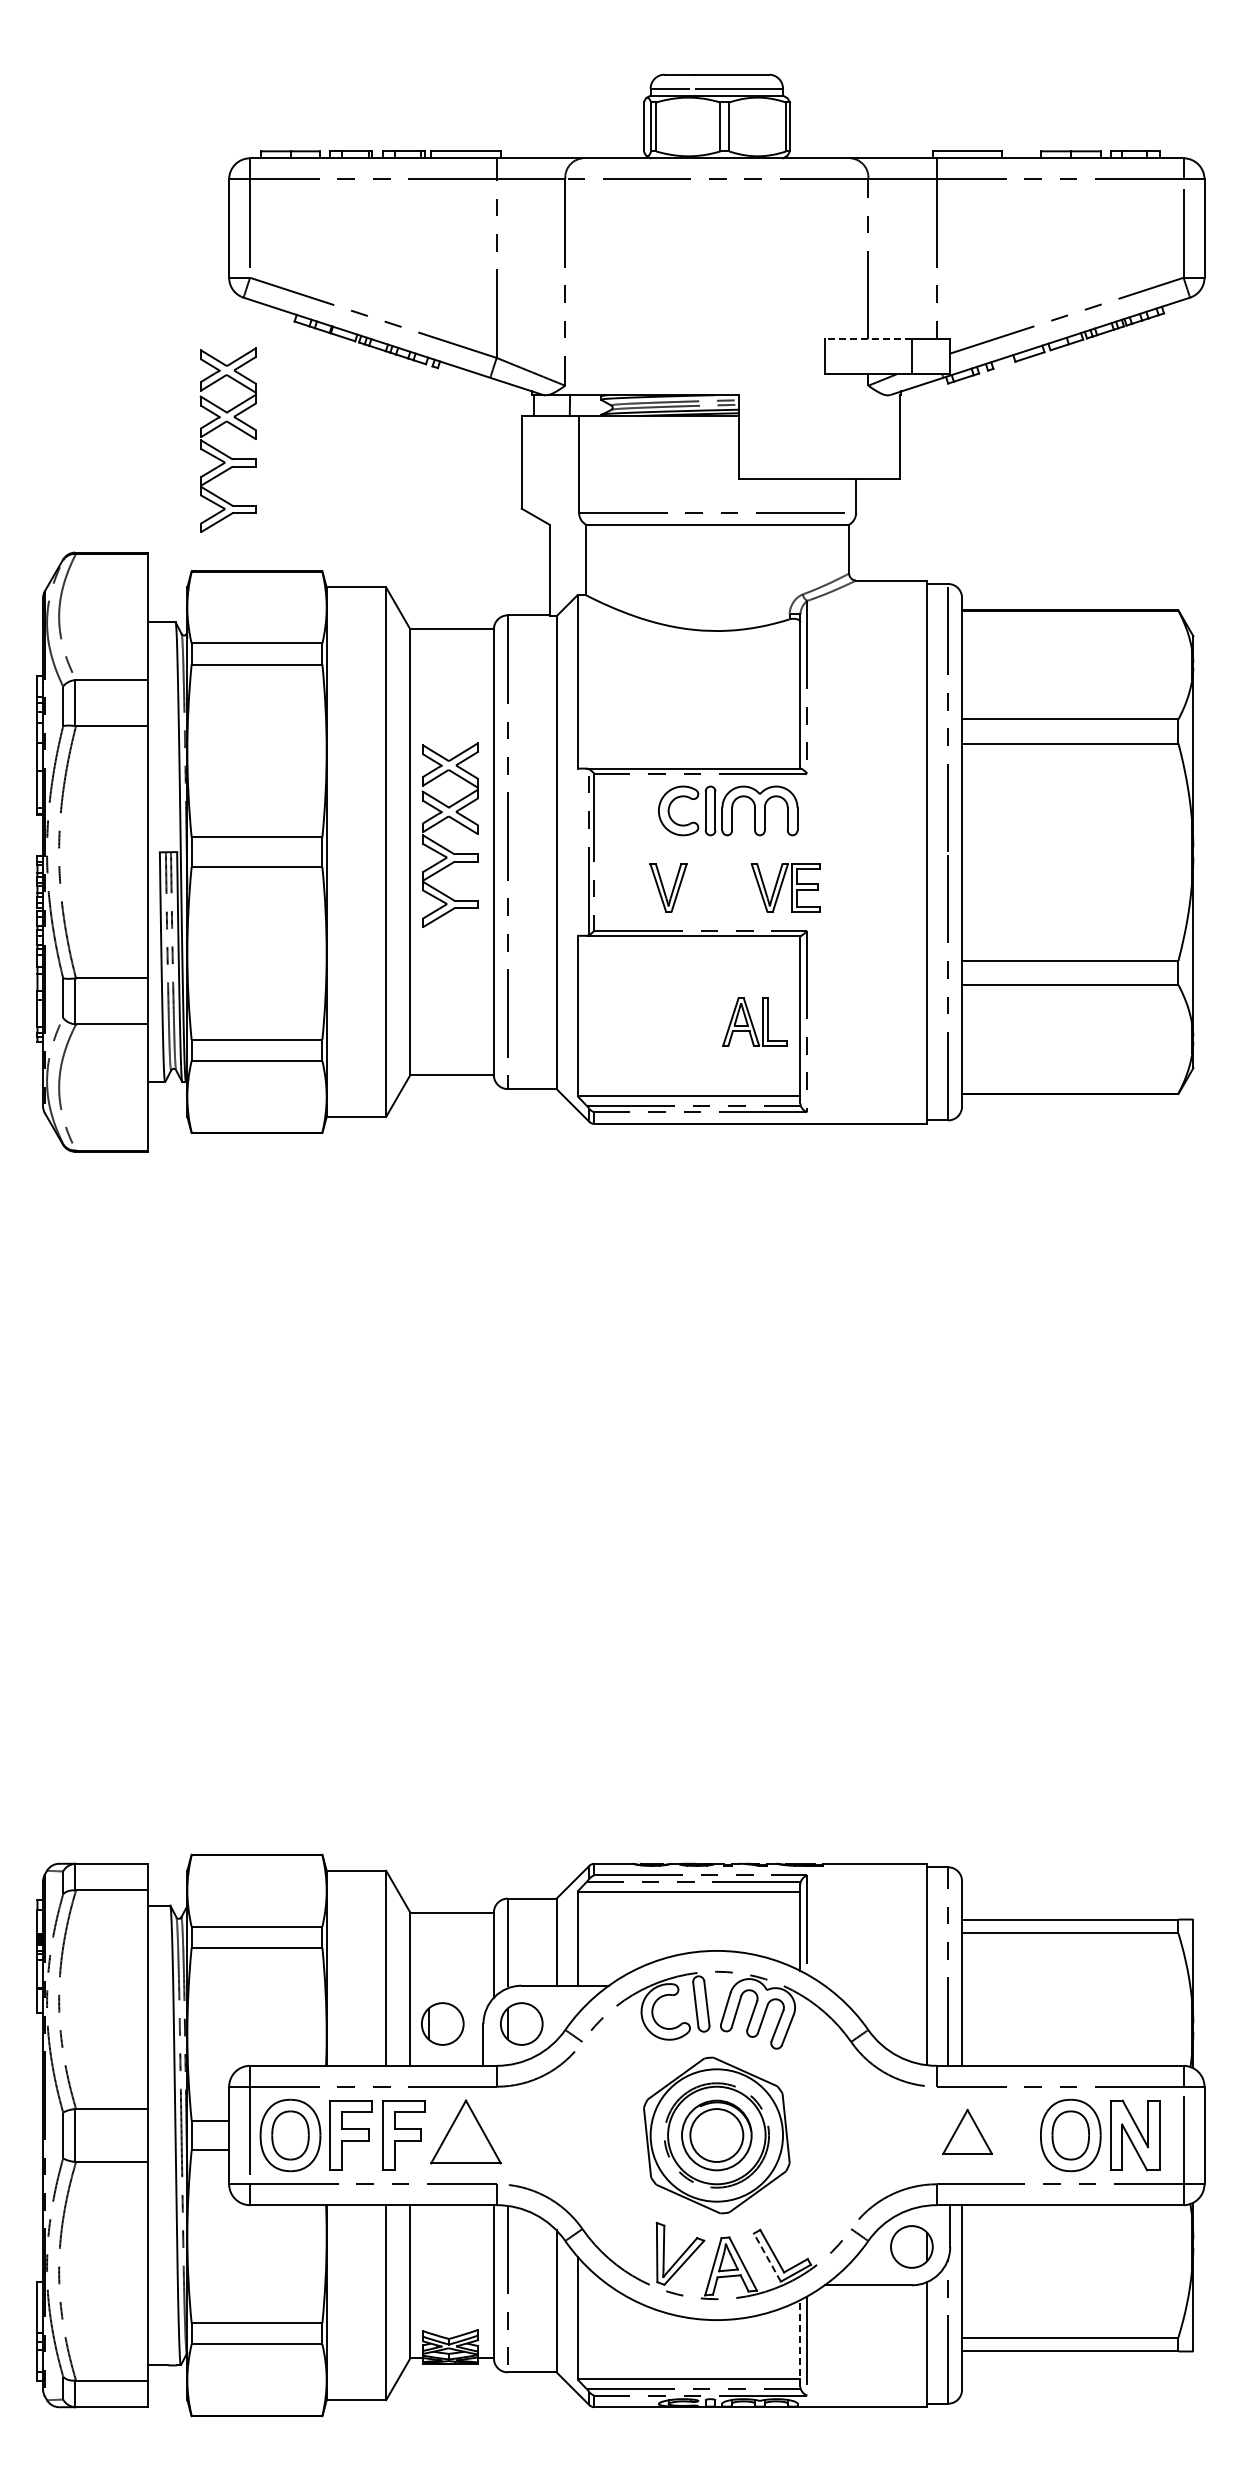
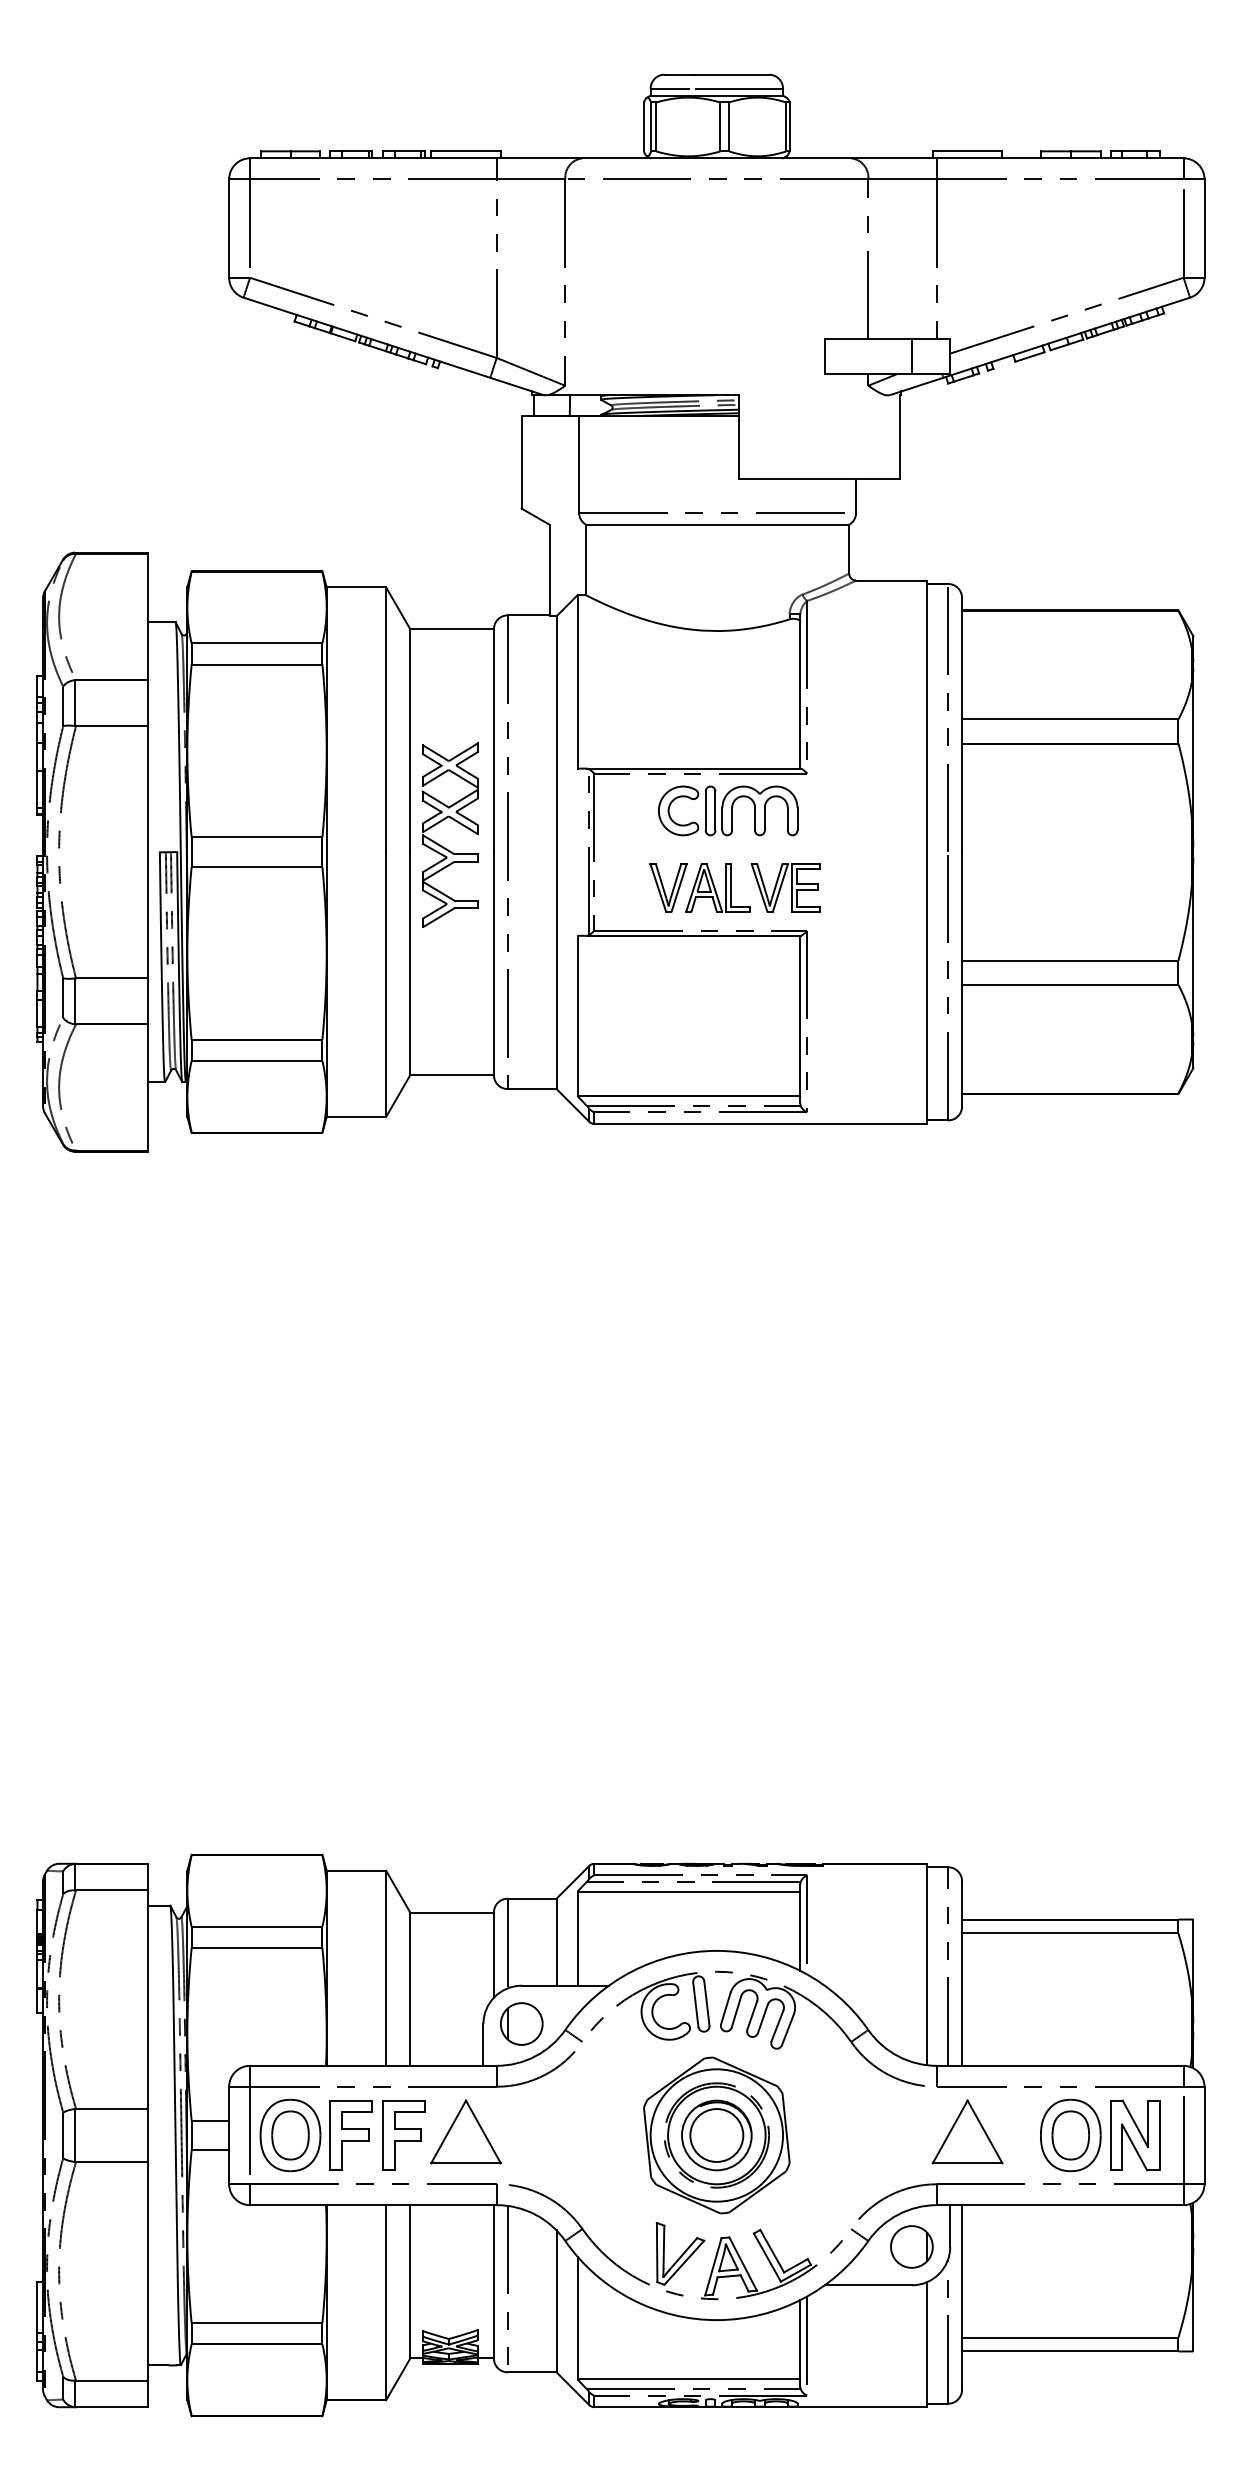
line: dashed -> solid (868, 339)
part: present -> none (221, 451)
part position: (754, 1021) -> (717, 887) (717, 887)
part: present -> none (442, 2023)
part size: 51x47 px -> 73x66 px (967, 2131)
line: dashed -> solid (767, 2257)
line: dashed -> solid (800, 2342)
